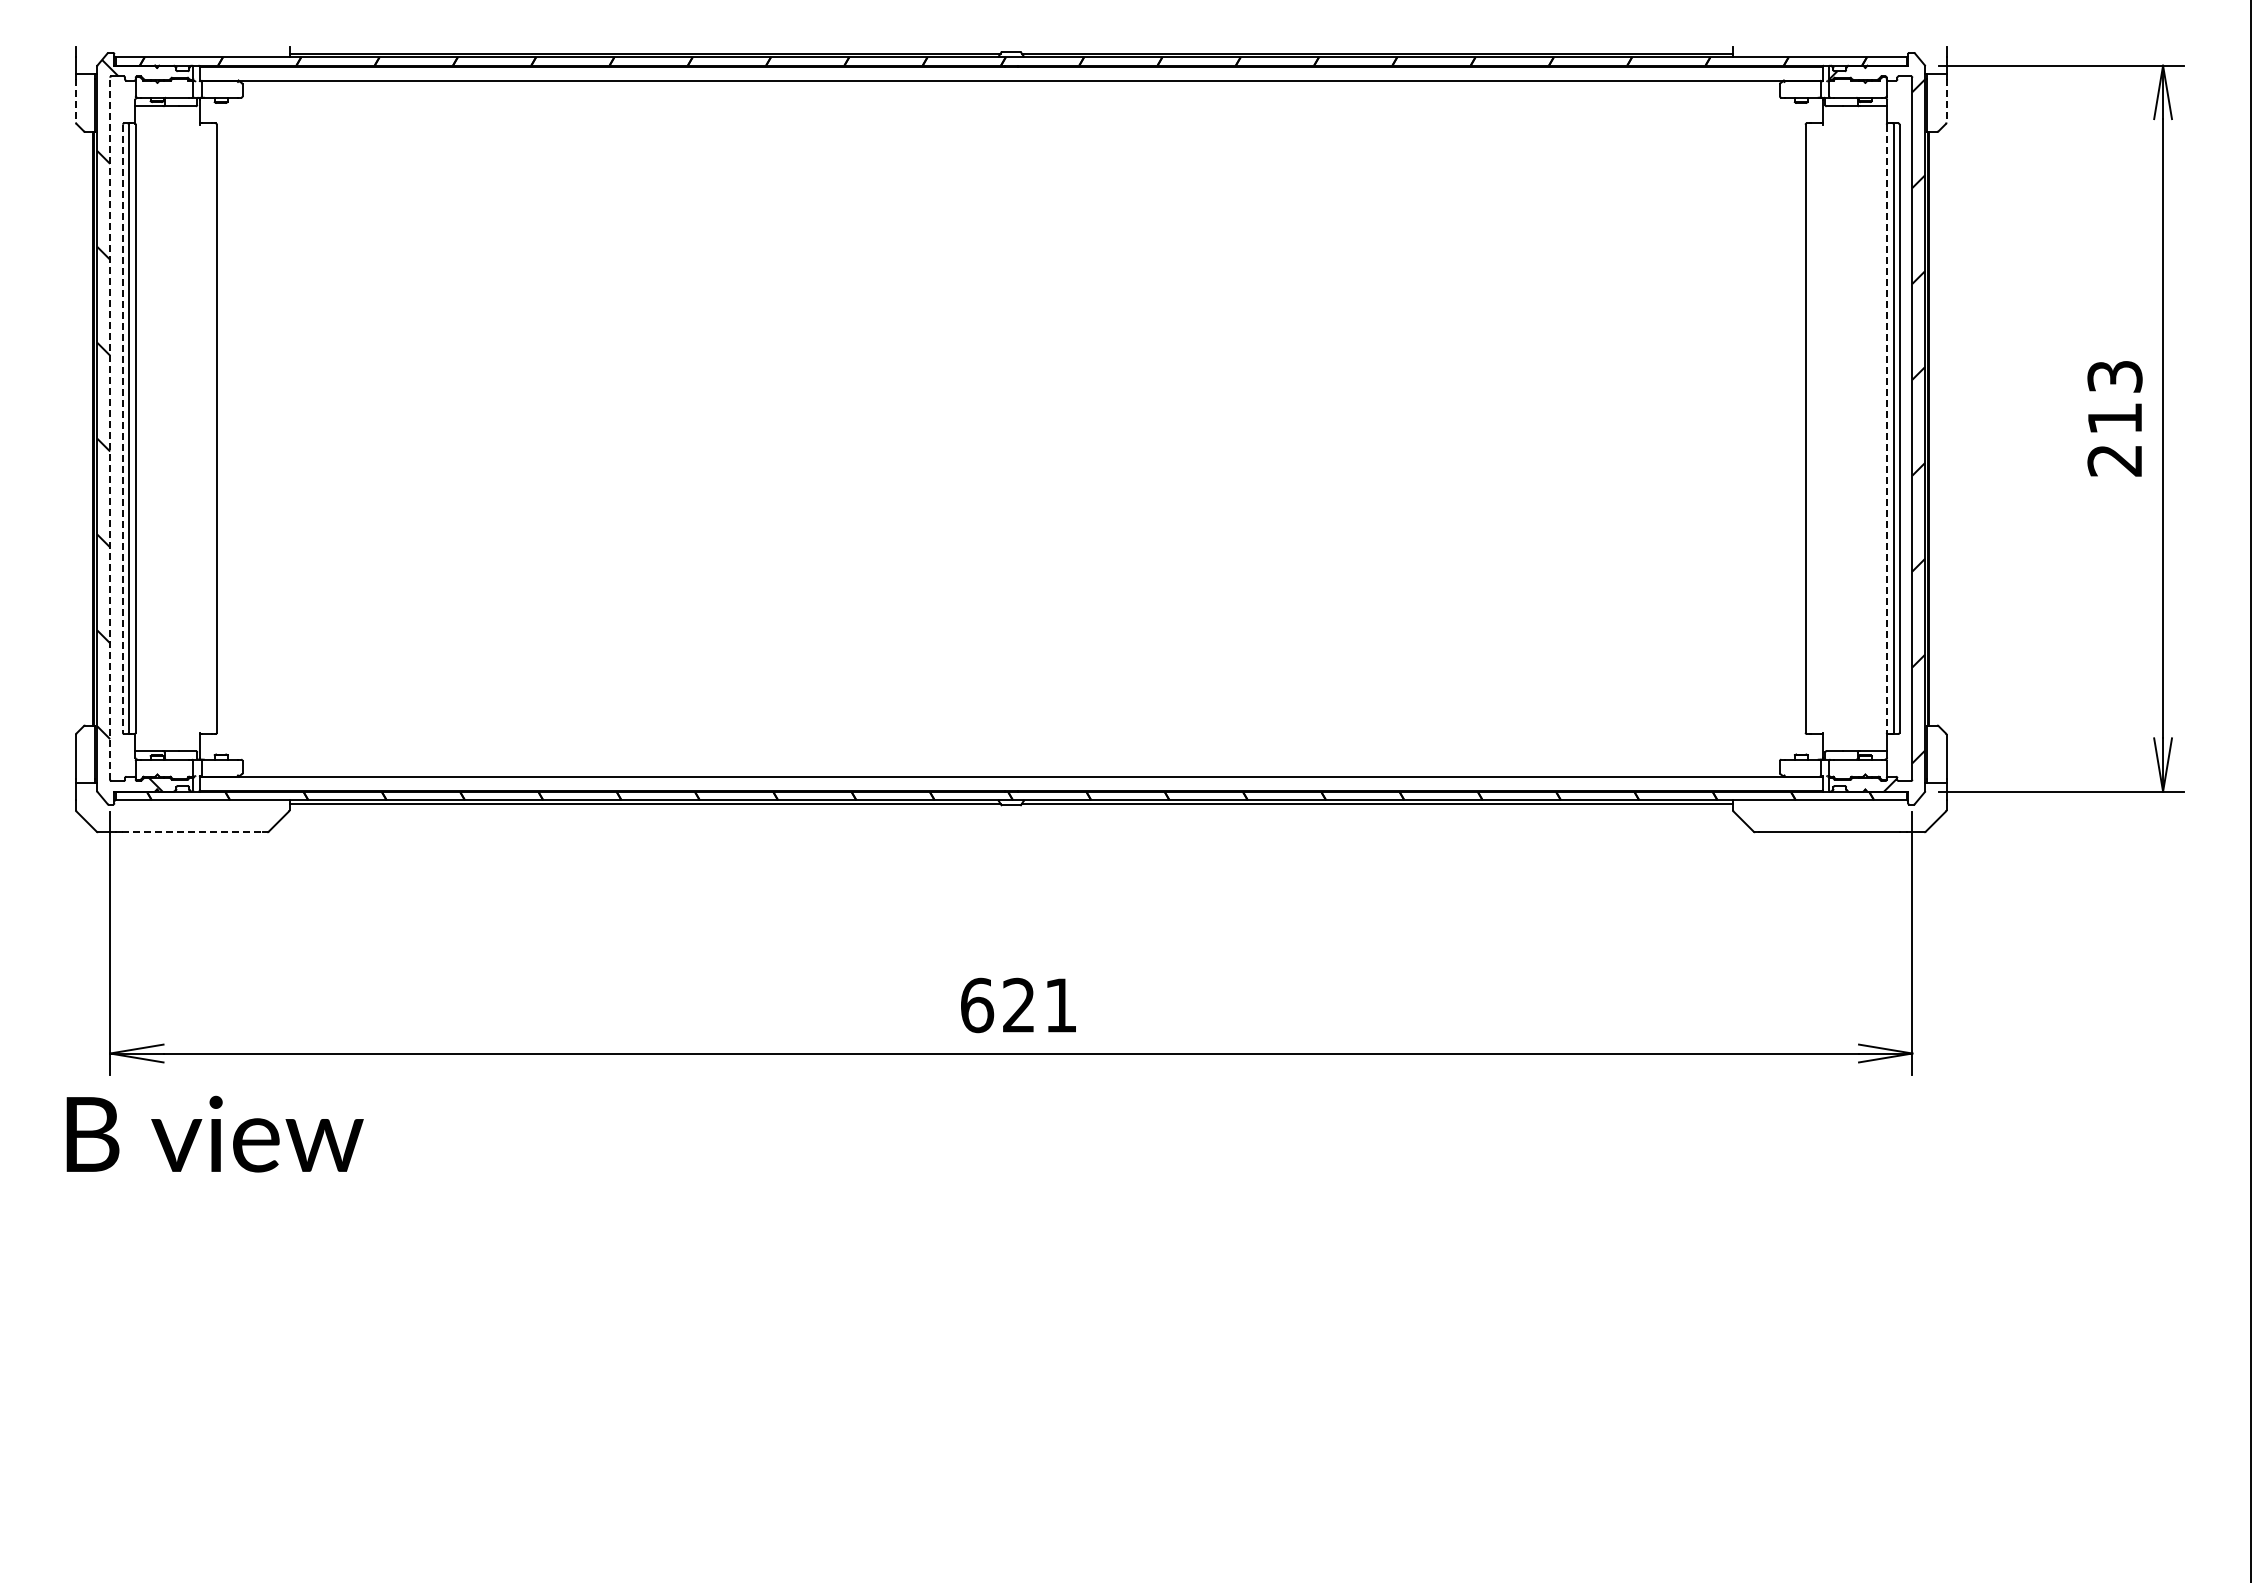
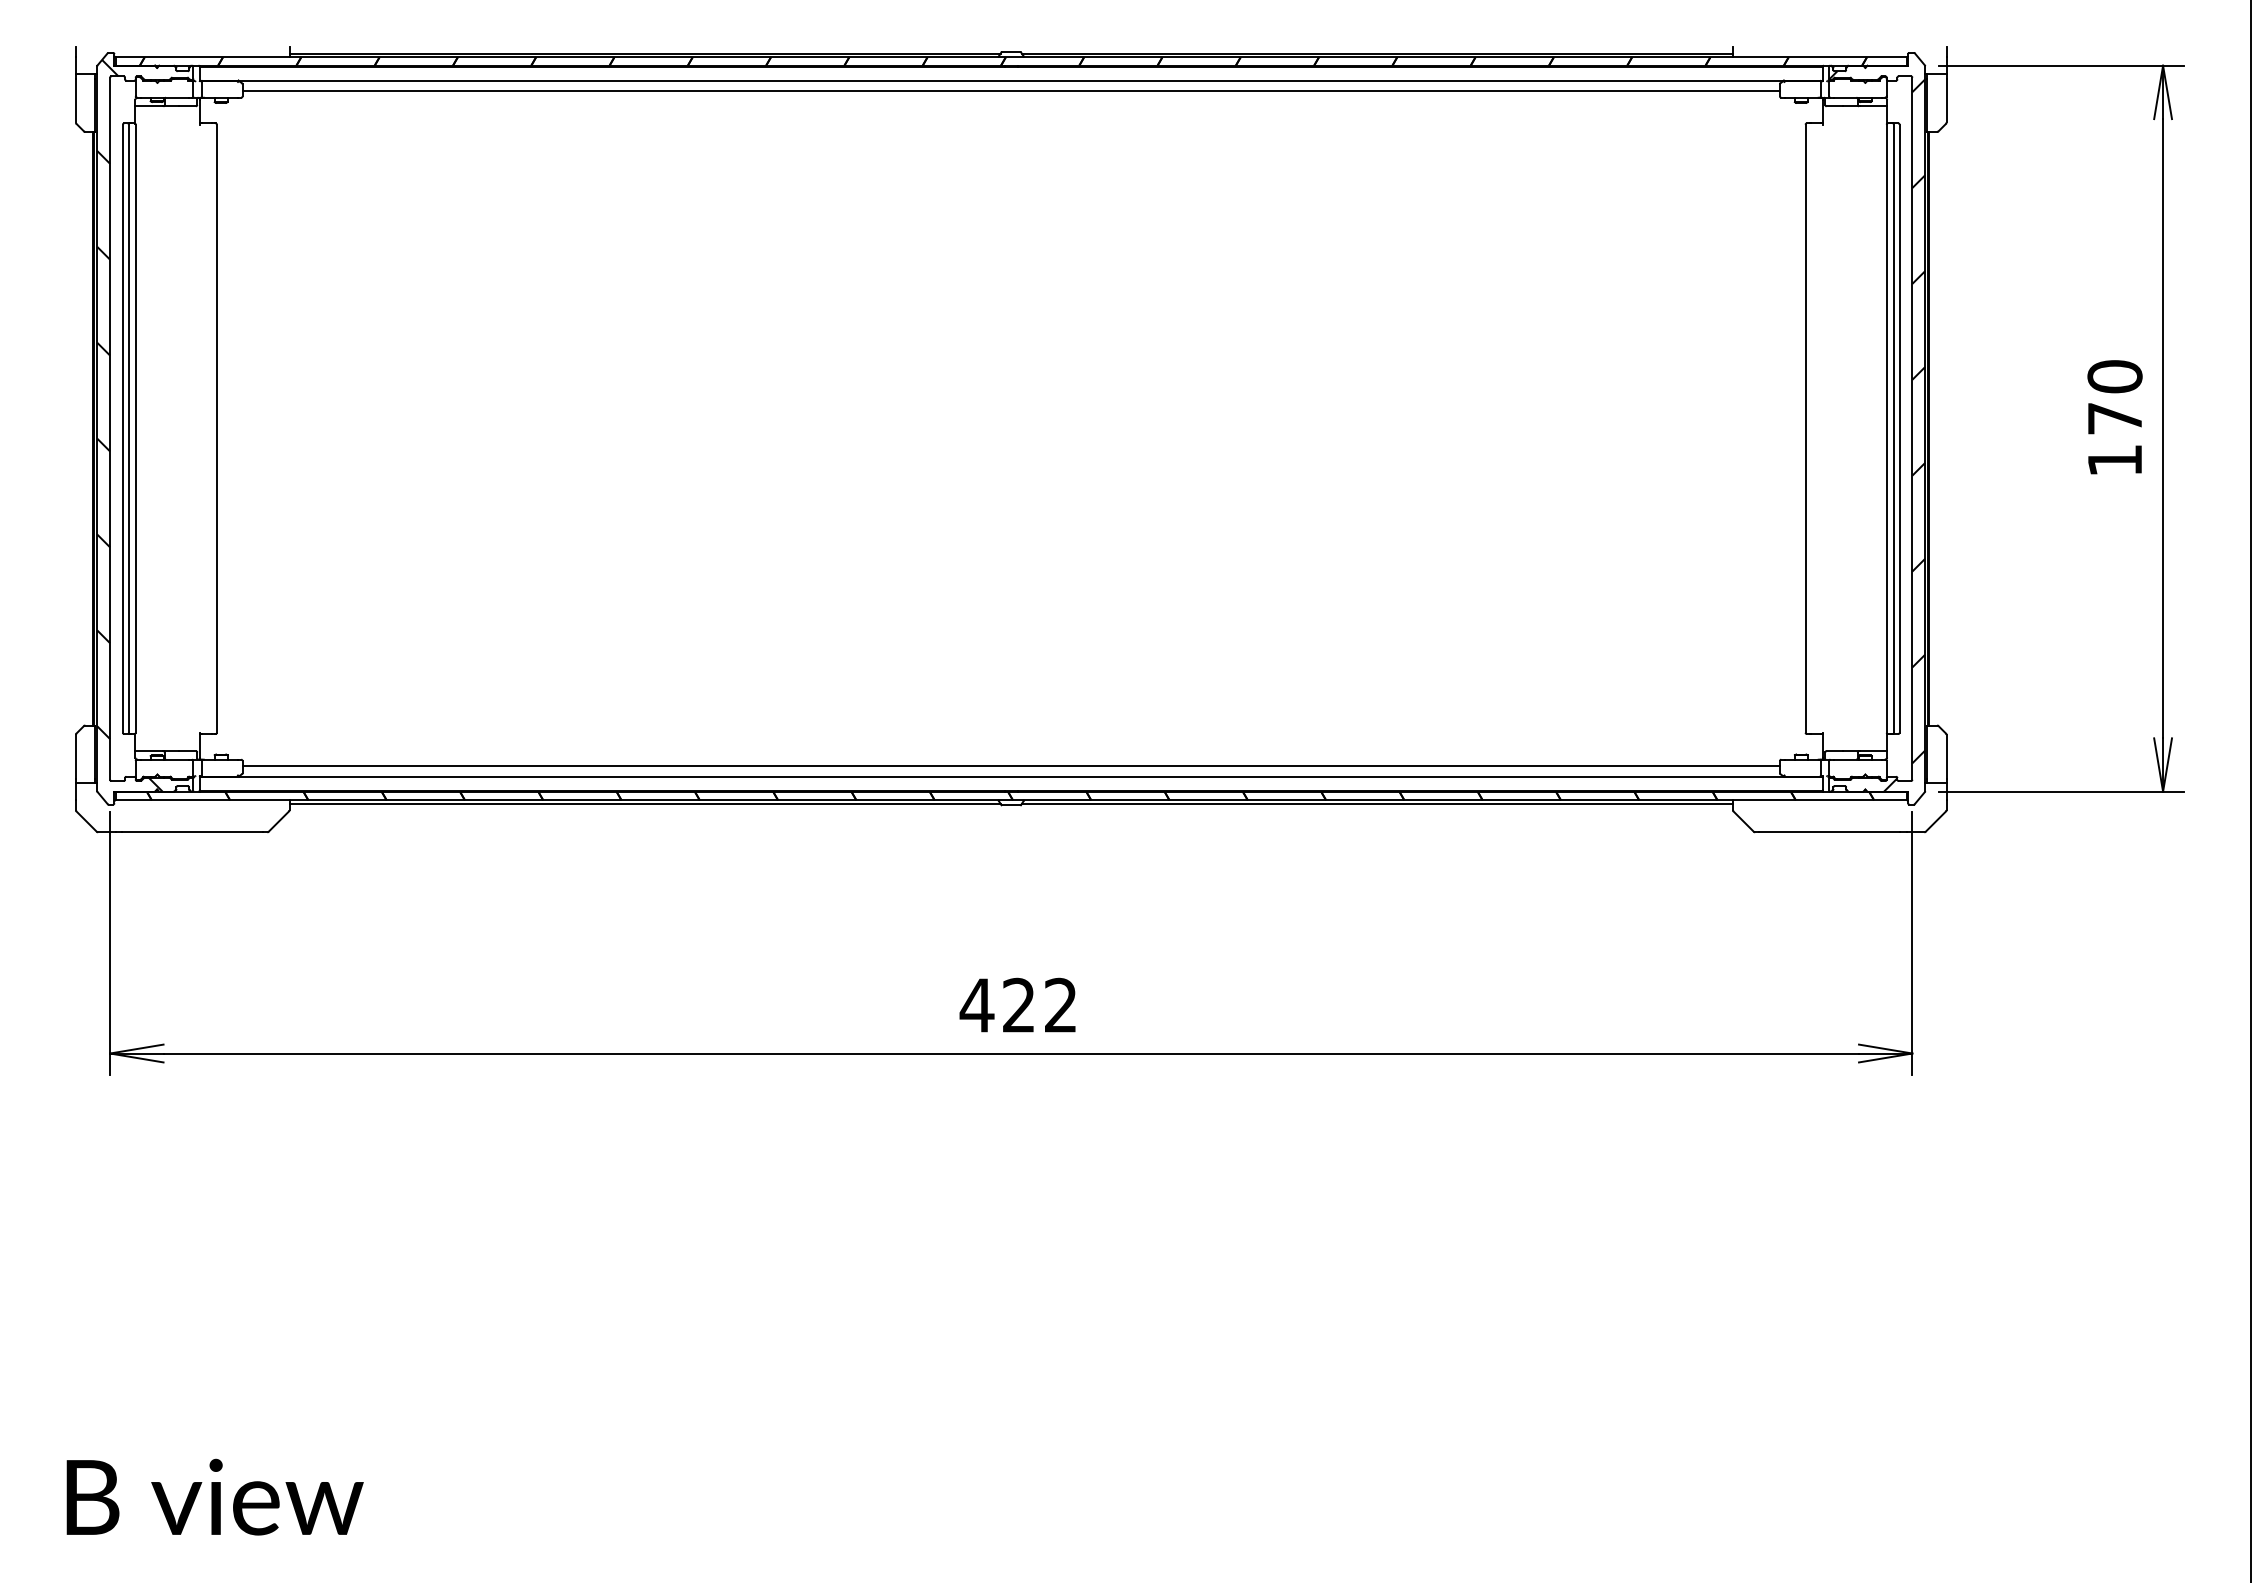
line: none -> present (1010, 91)
line: dashed -> solid (75, 100)
line: dashed -> solid (1946, 100)
text: 213 -> 170 (2114, 418)
line: dashed -> solid (110, 428)
line: dashed -> solid (122, 429)
line: dashed -> solid (1886, 429)
line: none -> present (1010, 766)
line: dashed -> solid (193, 832)
text: 621 -> 422 (1017, 1005)
text position: (214, 1133) -> (214, 1496) (214, 1496)
